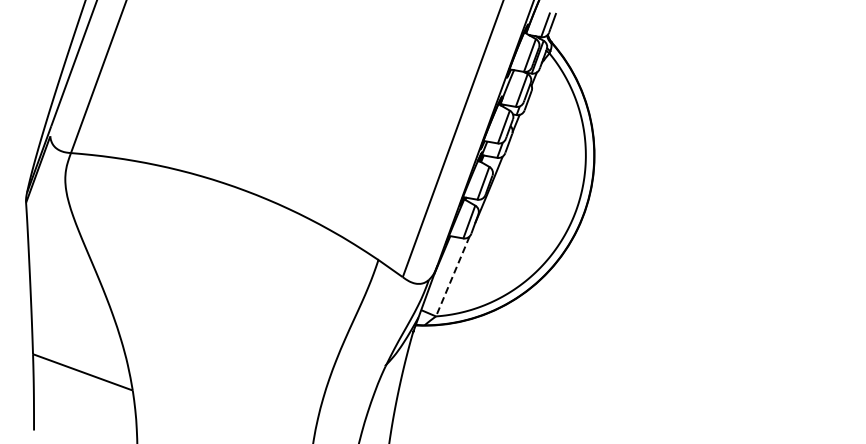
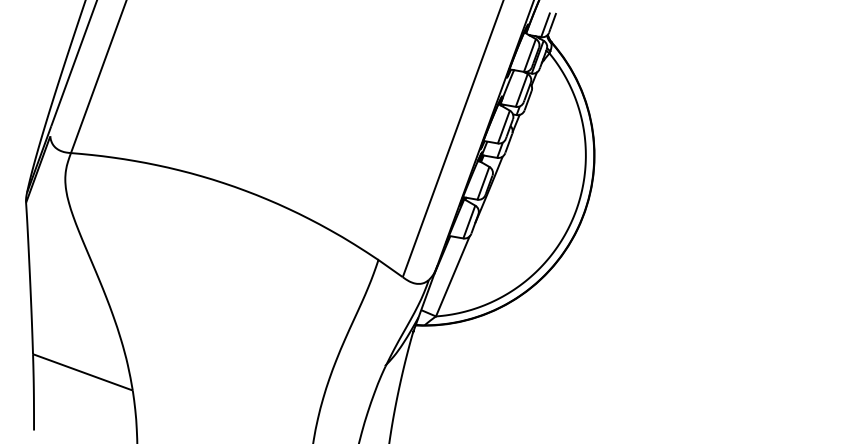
line: dashed -> solid (452, 276)
